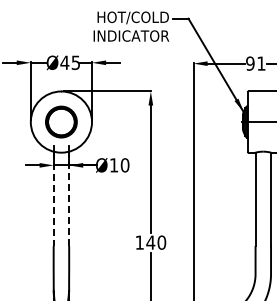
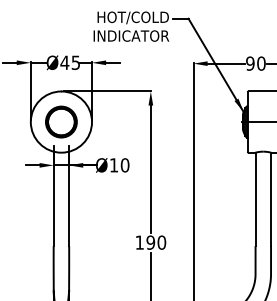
text: 91 -> 90 (261, 63)
line: dashed -> solid (69, 198)
line: dashed -> solid (53, 199)
text: 140 -> 190 (150, 242)
